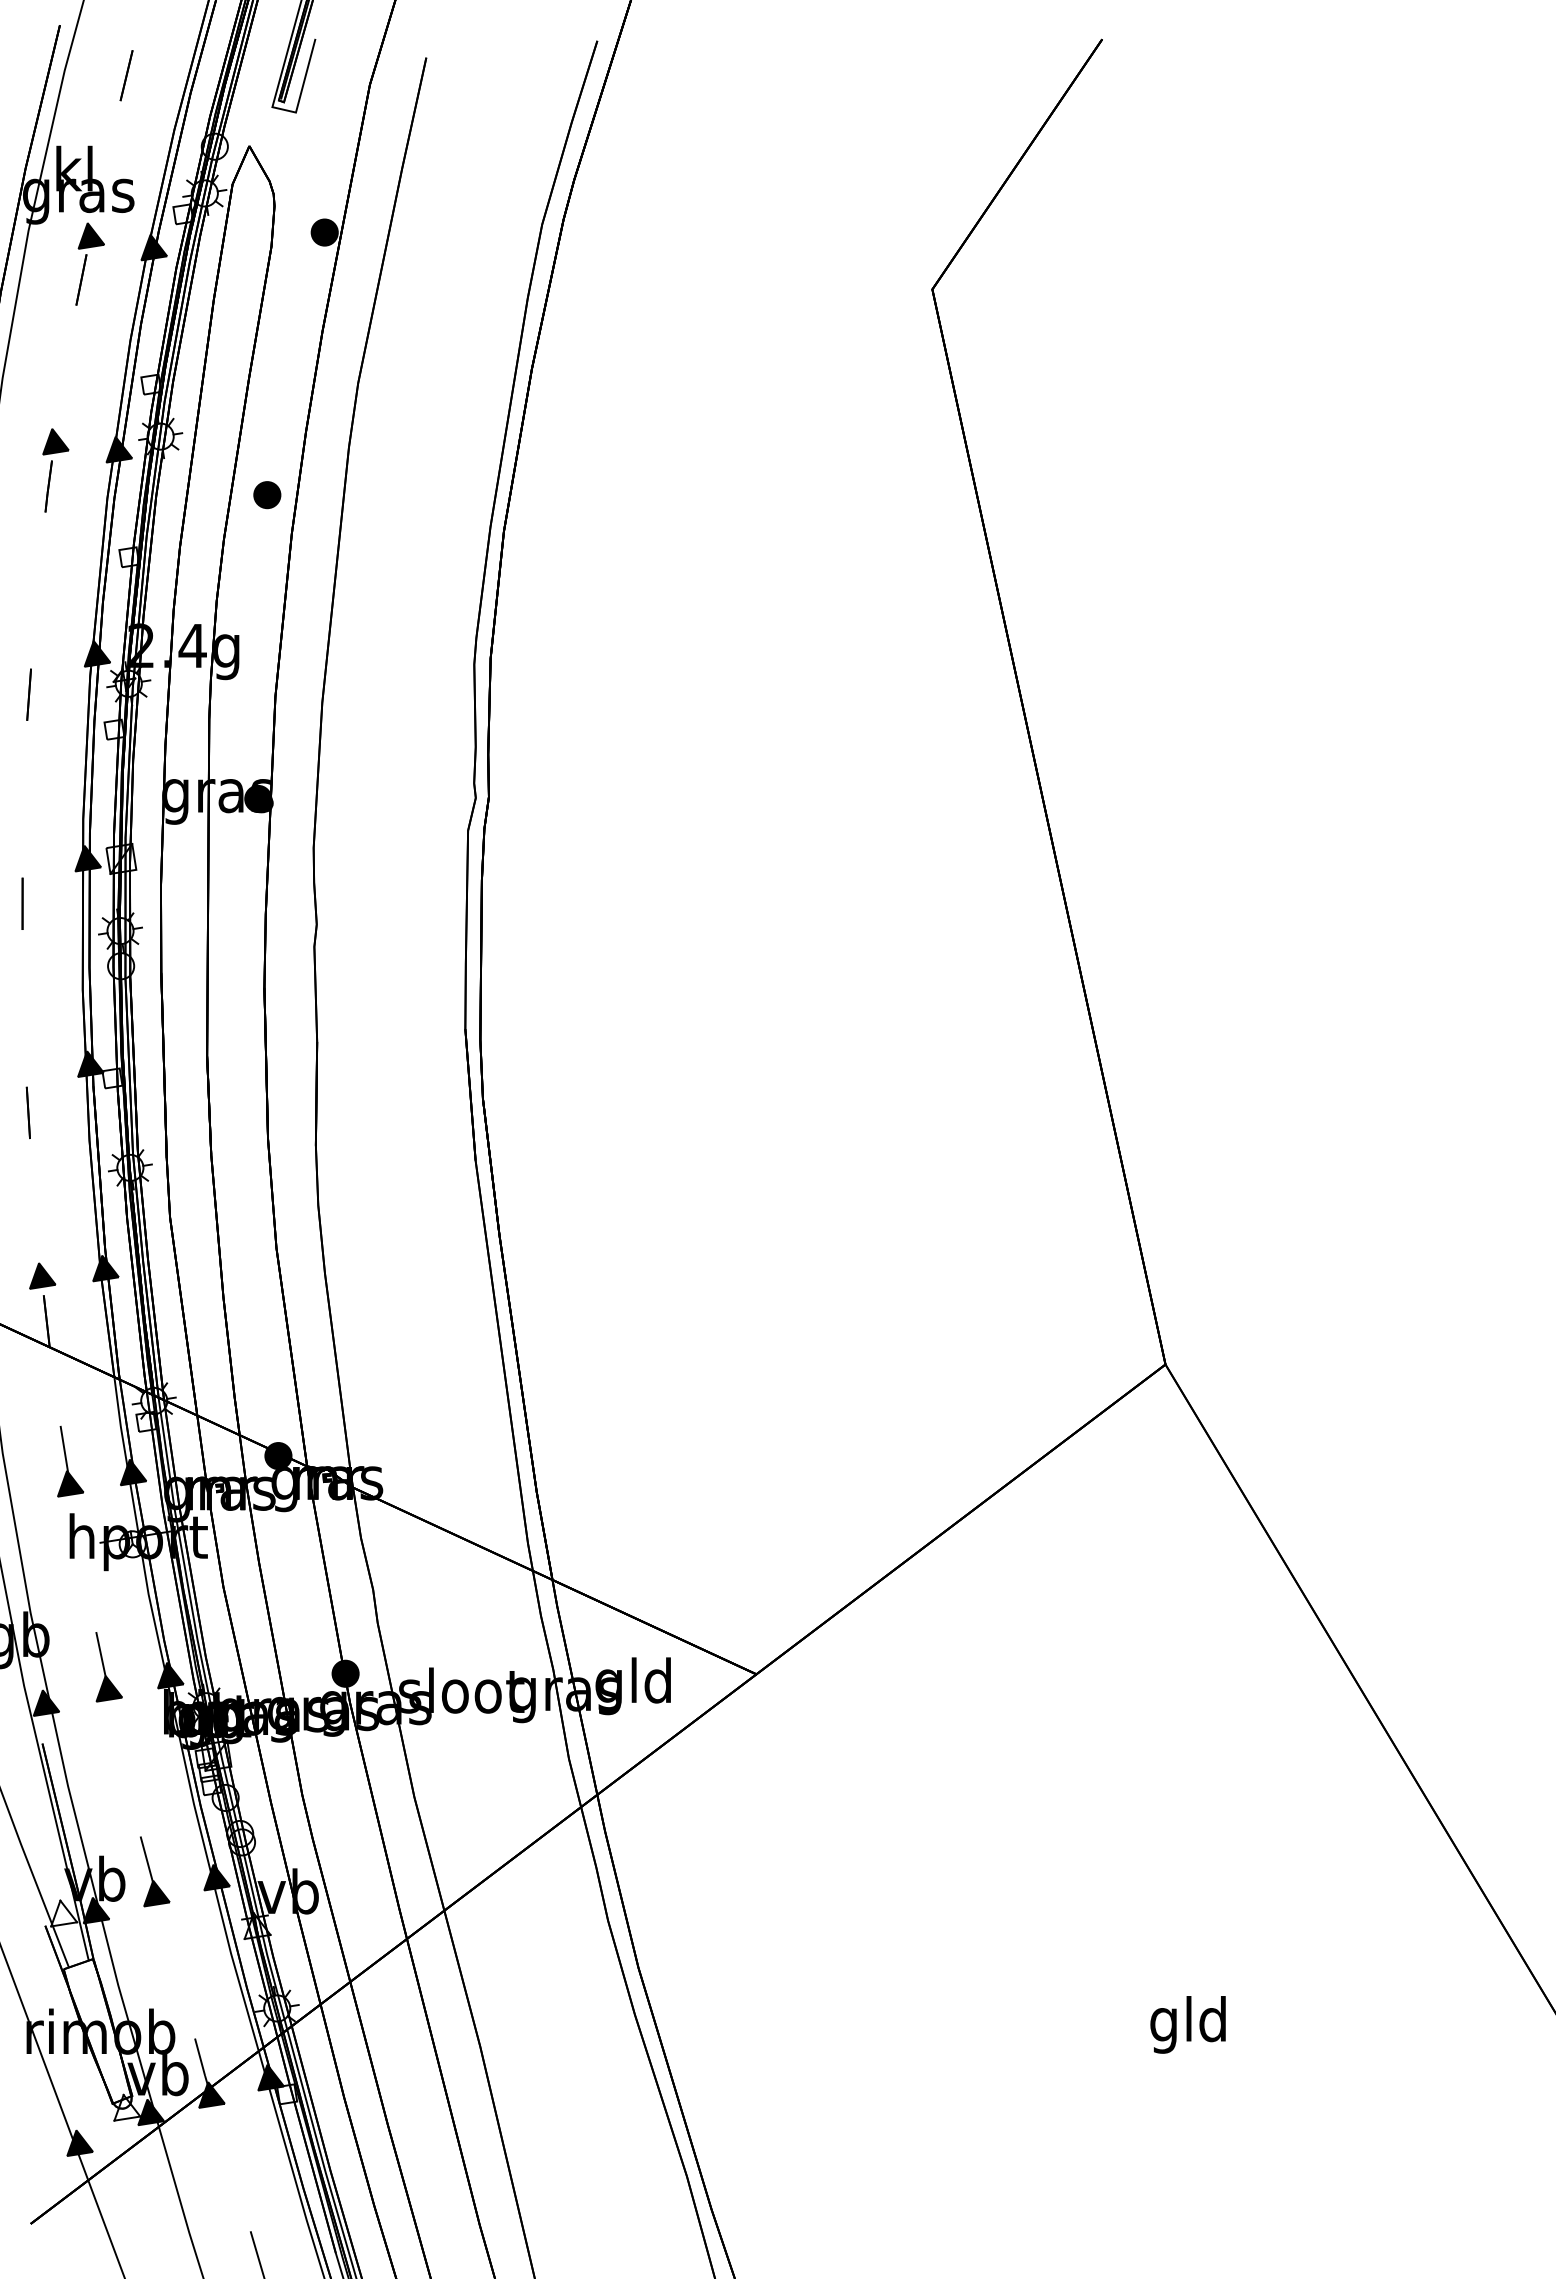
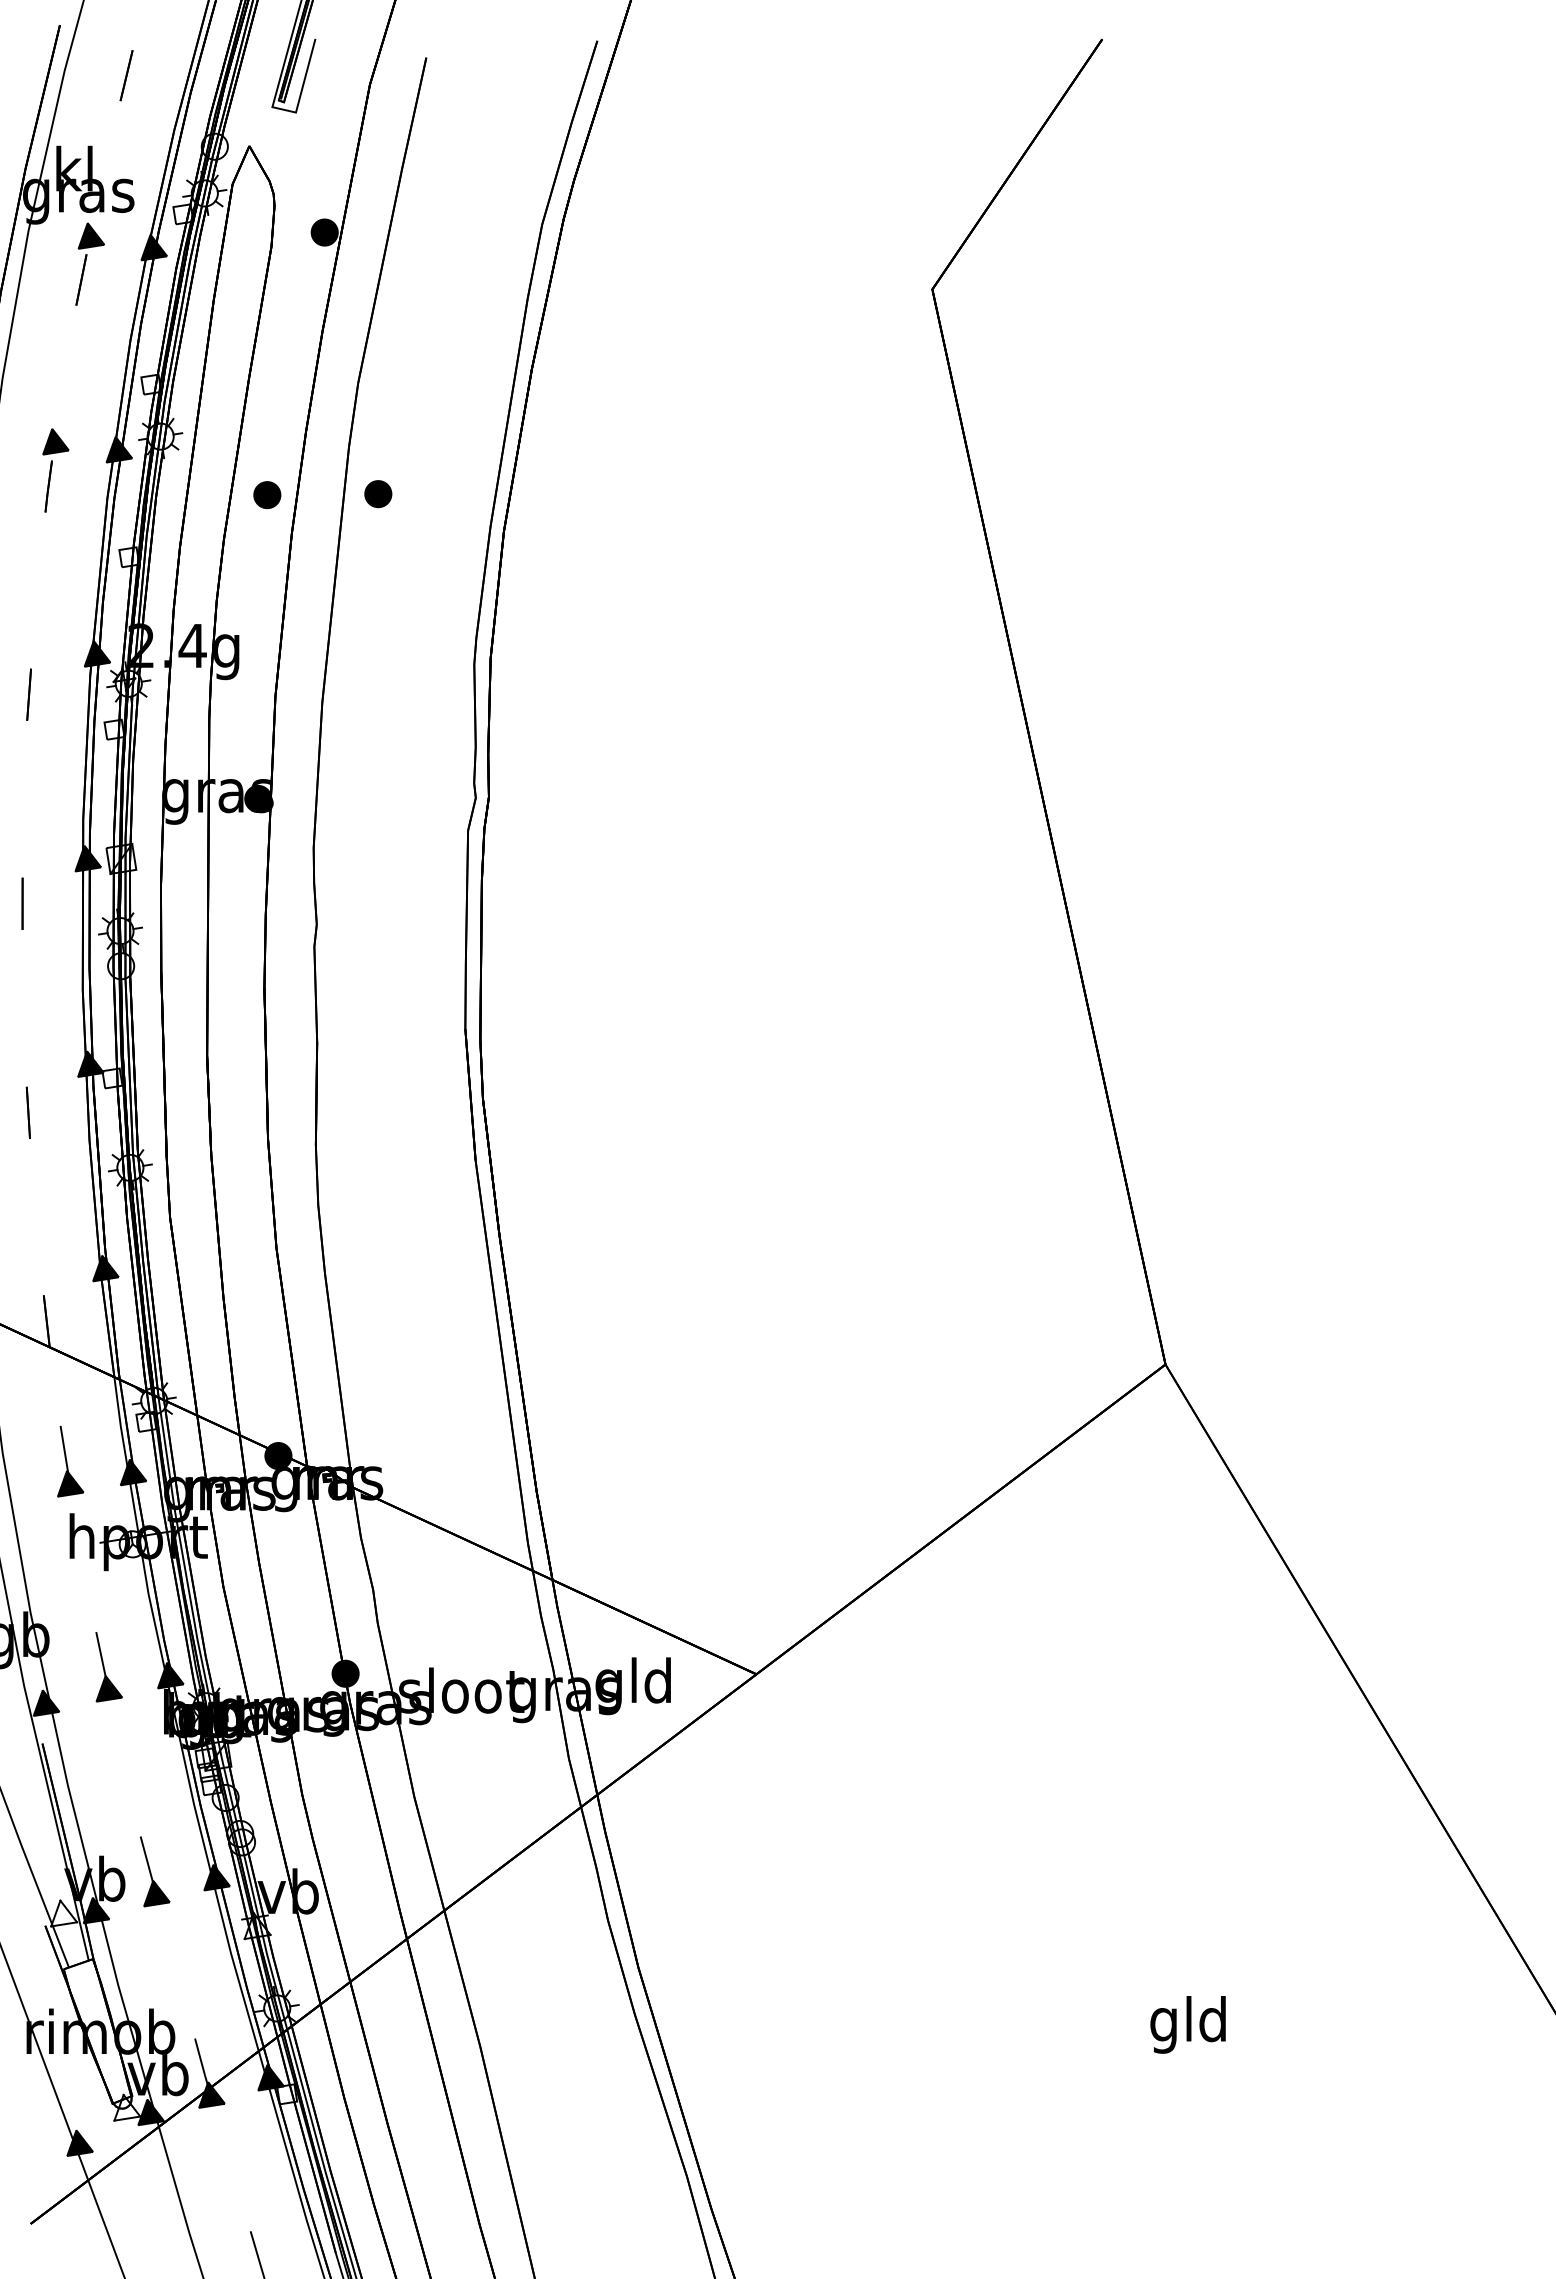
part: none -> present (378, 494)
part: present -> none (42, 1275)
